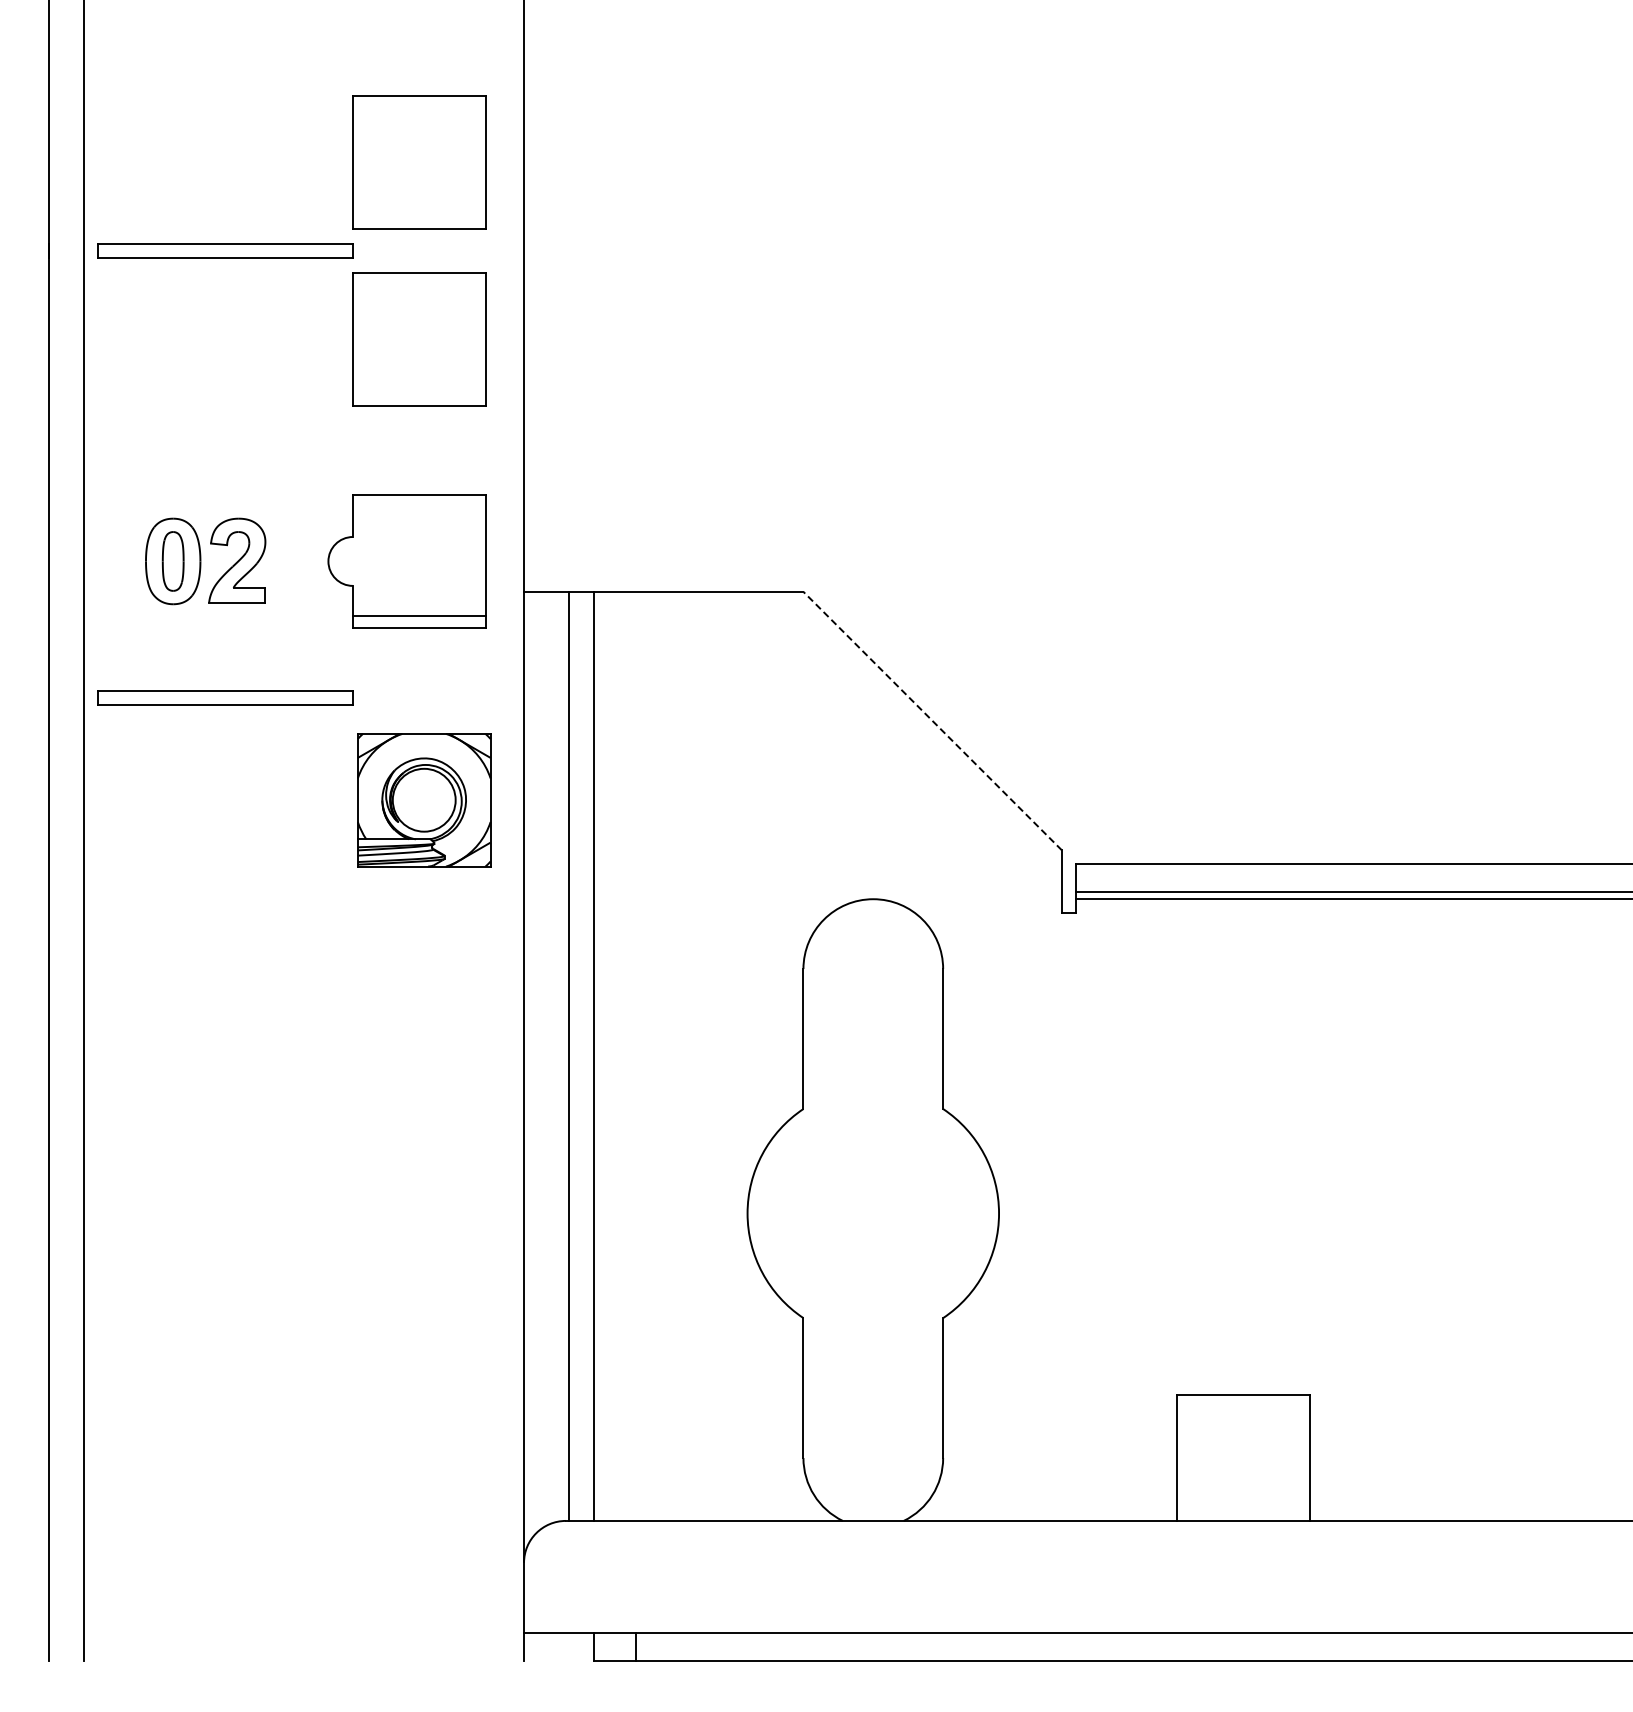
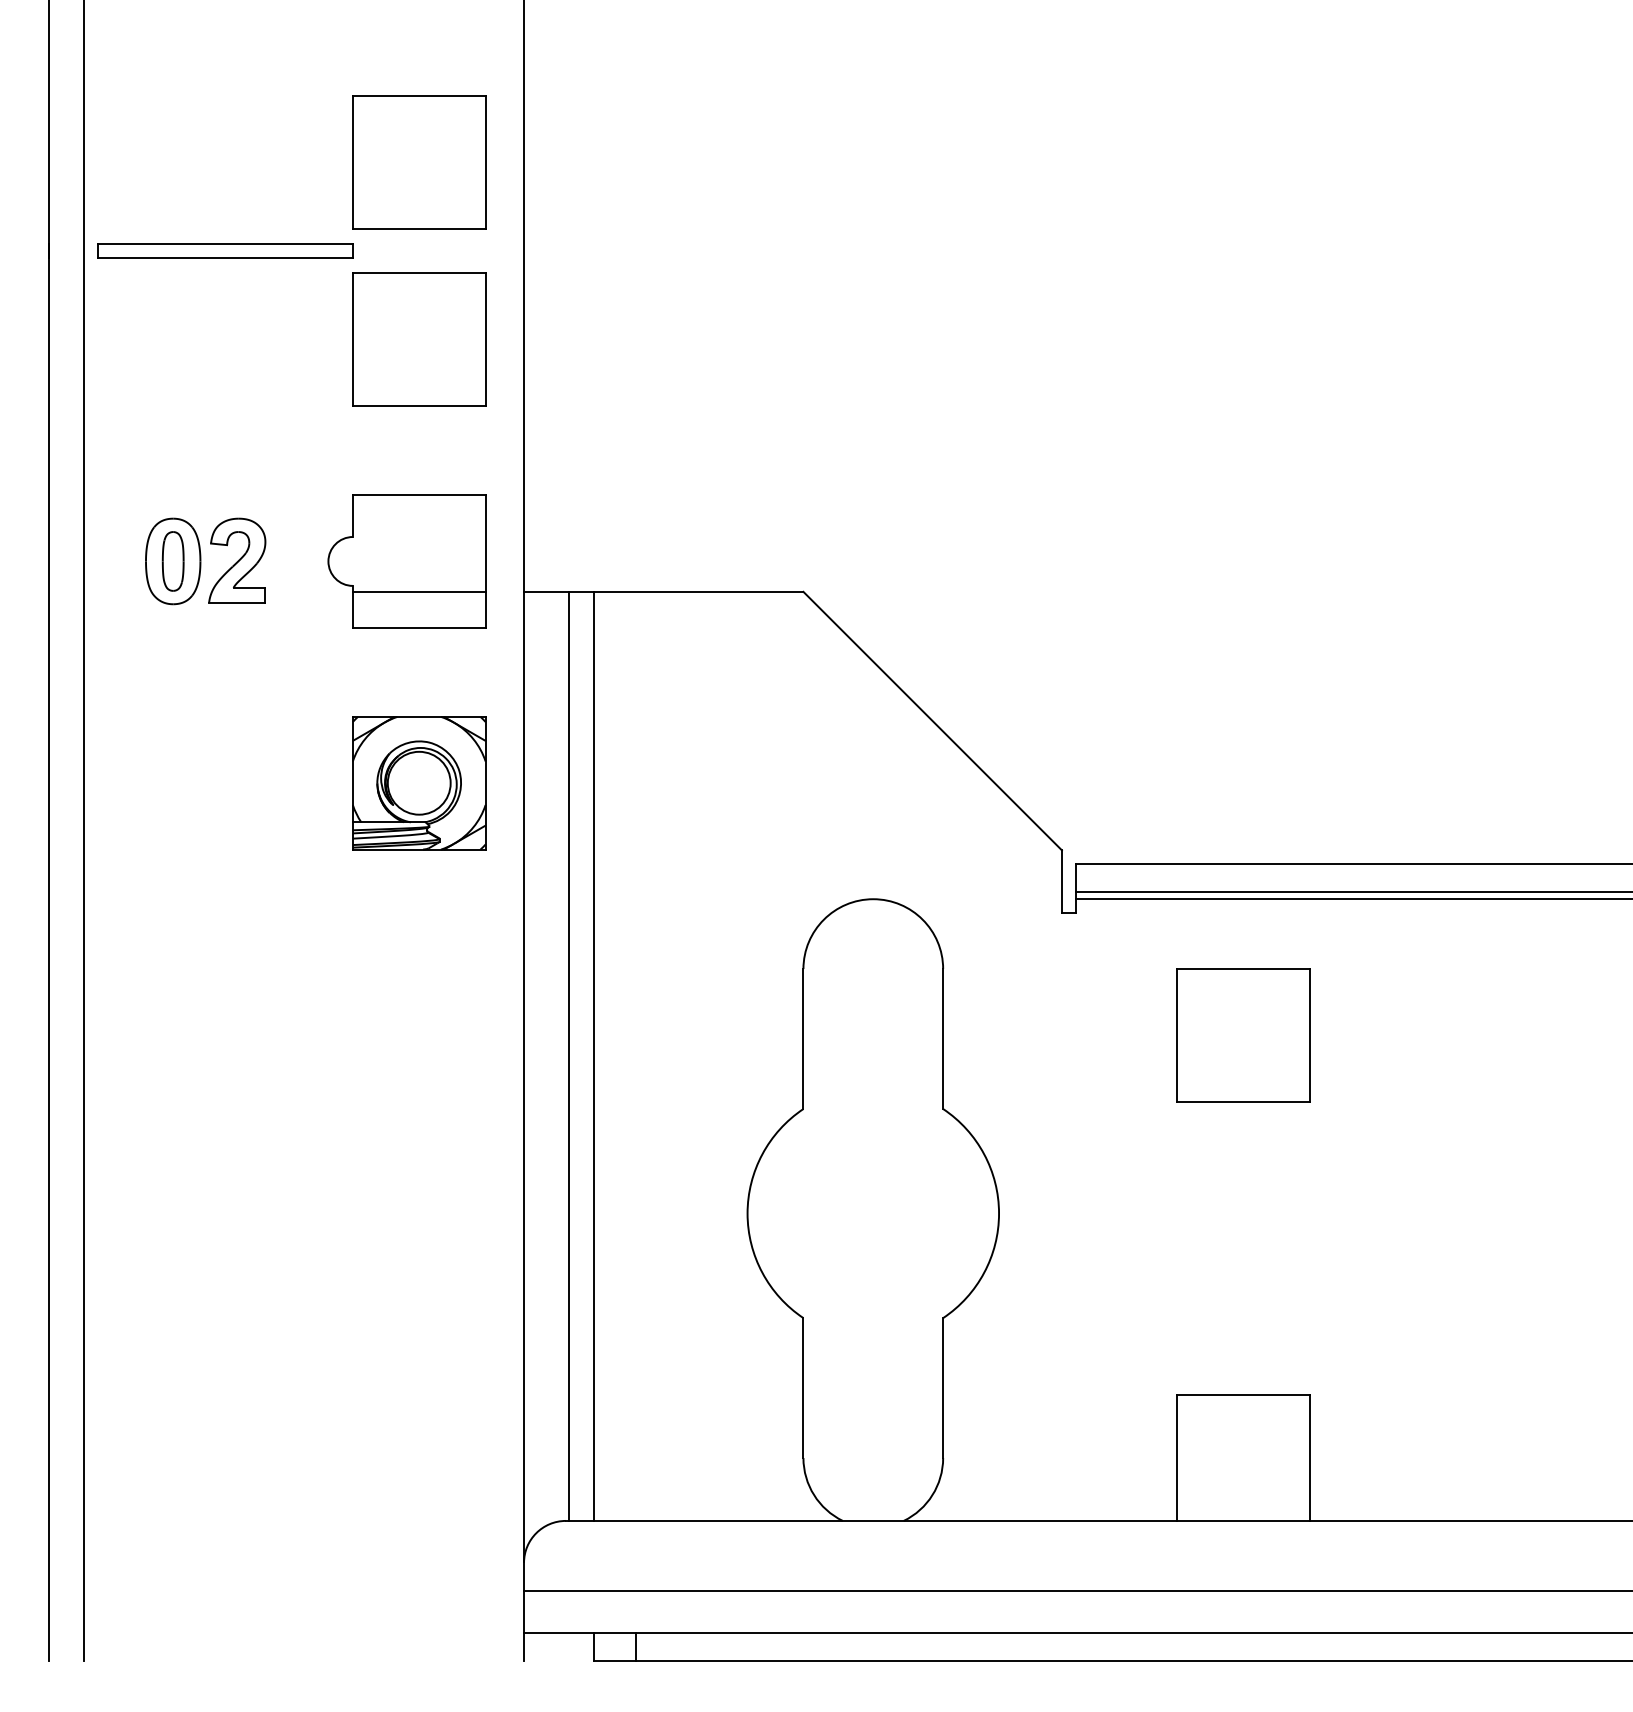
line position: (418, 615) -> (418, 591) (418, 591)
part: present -> none (225, 697)
line: dashed -> solid (932, 721)
part position: (424, 800) -> (419, 783) (419, 783)
part: none -> present (1243, 1035)
line: none -> present (1076, 1590)
